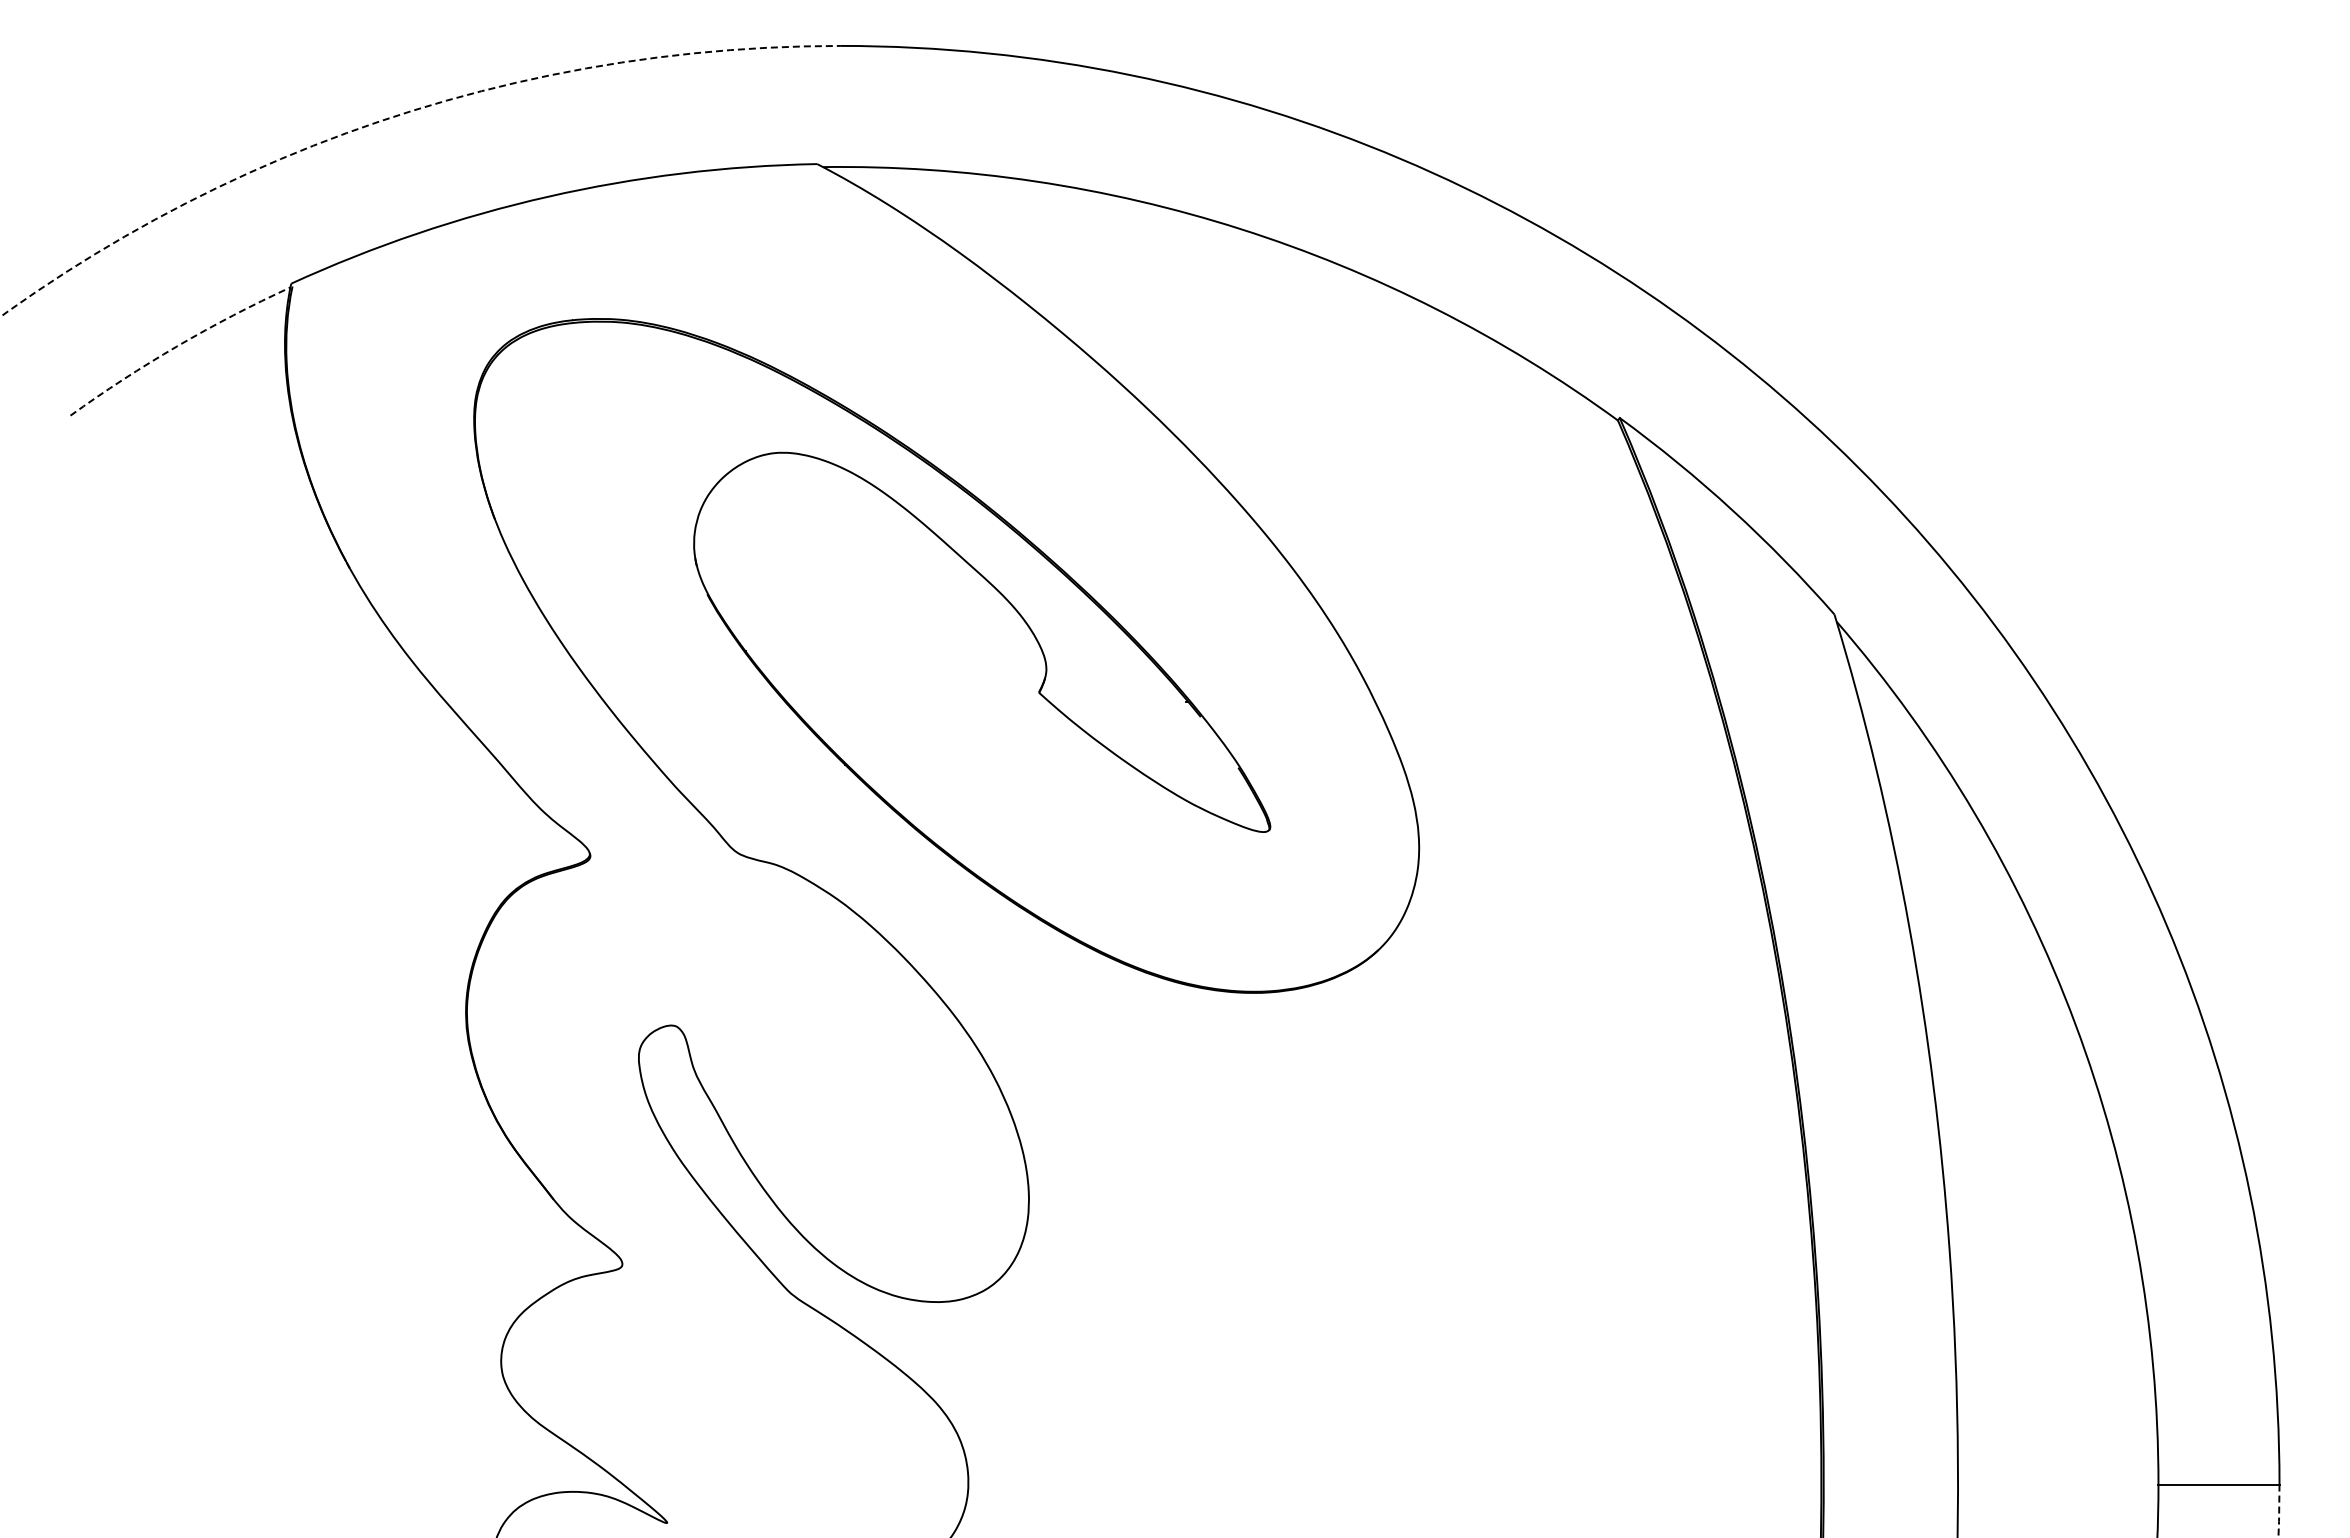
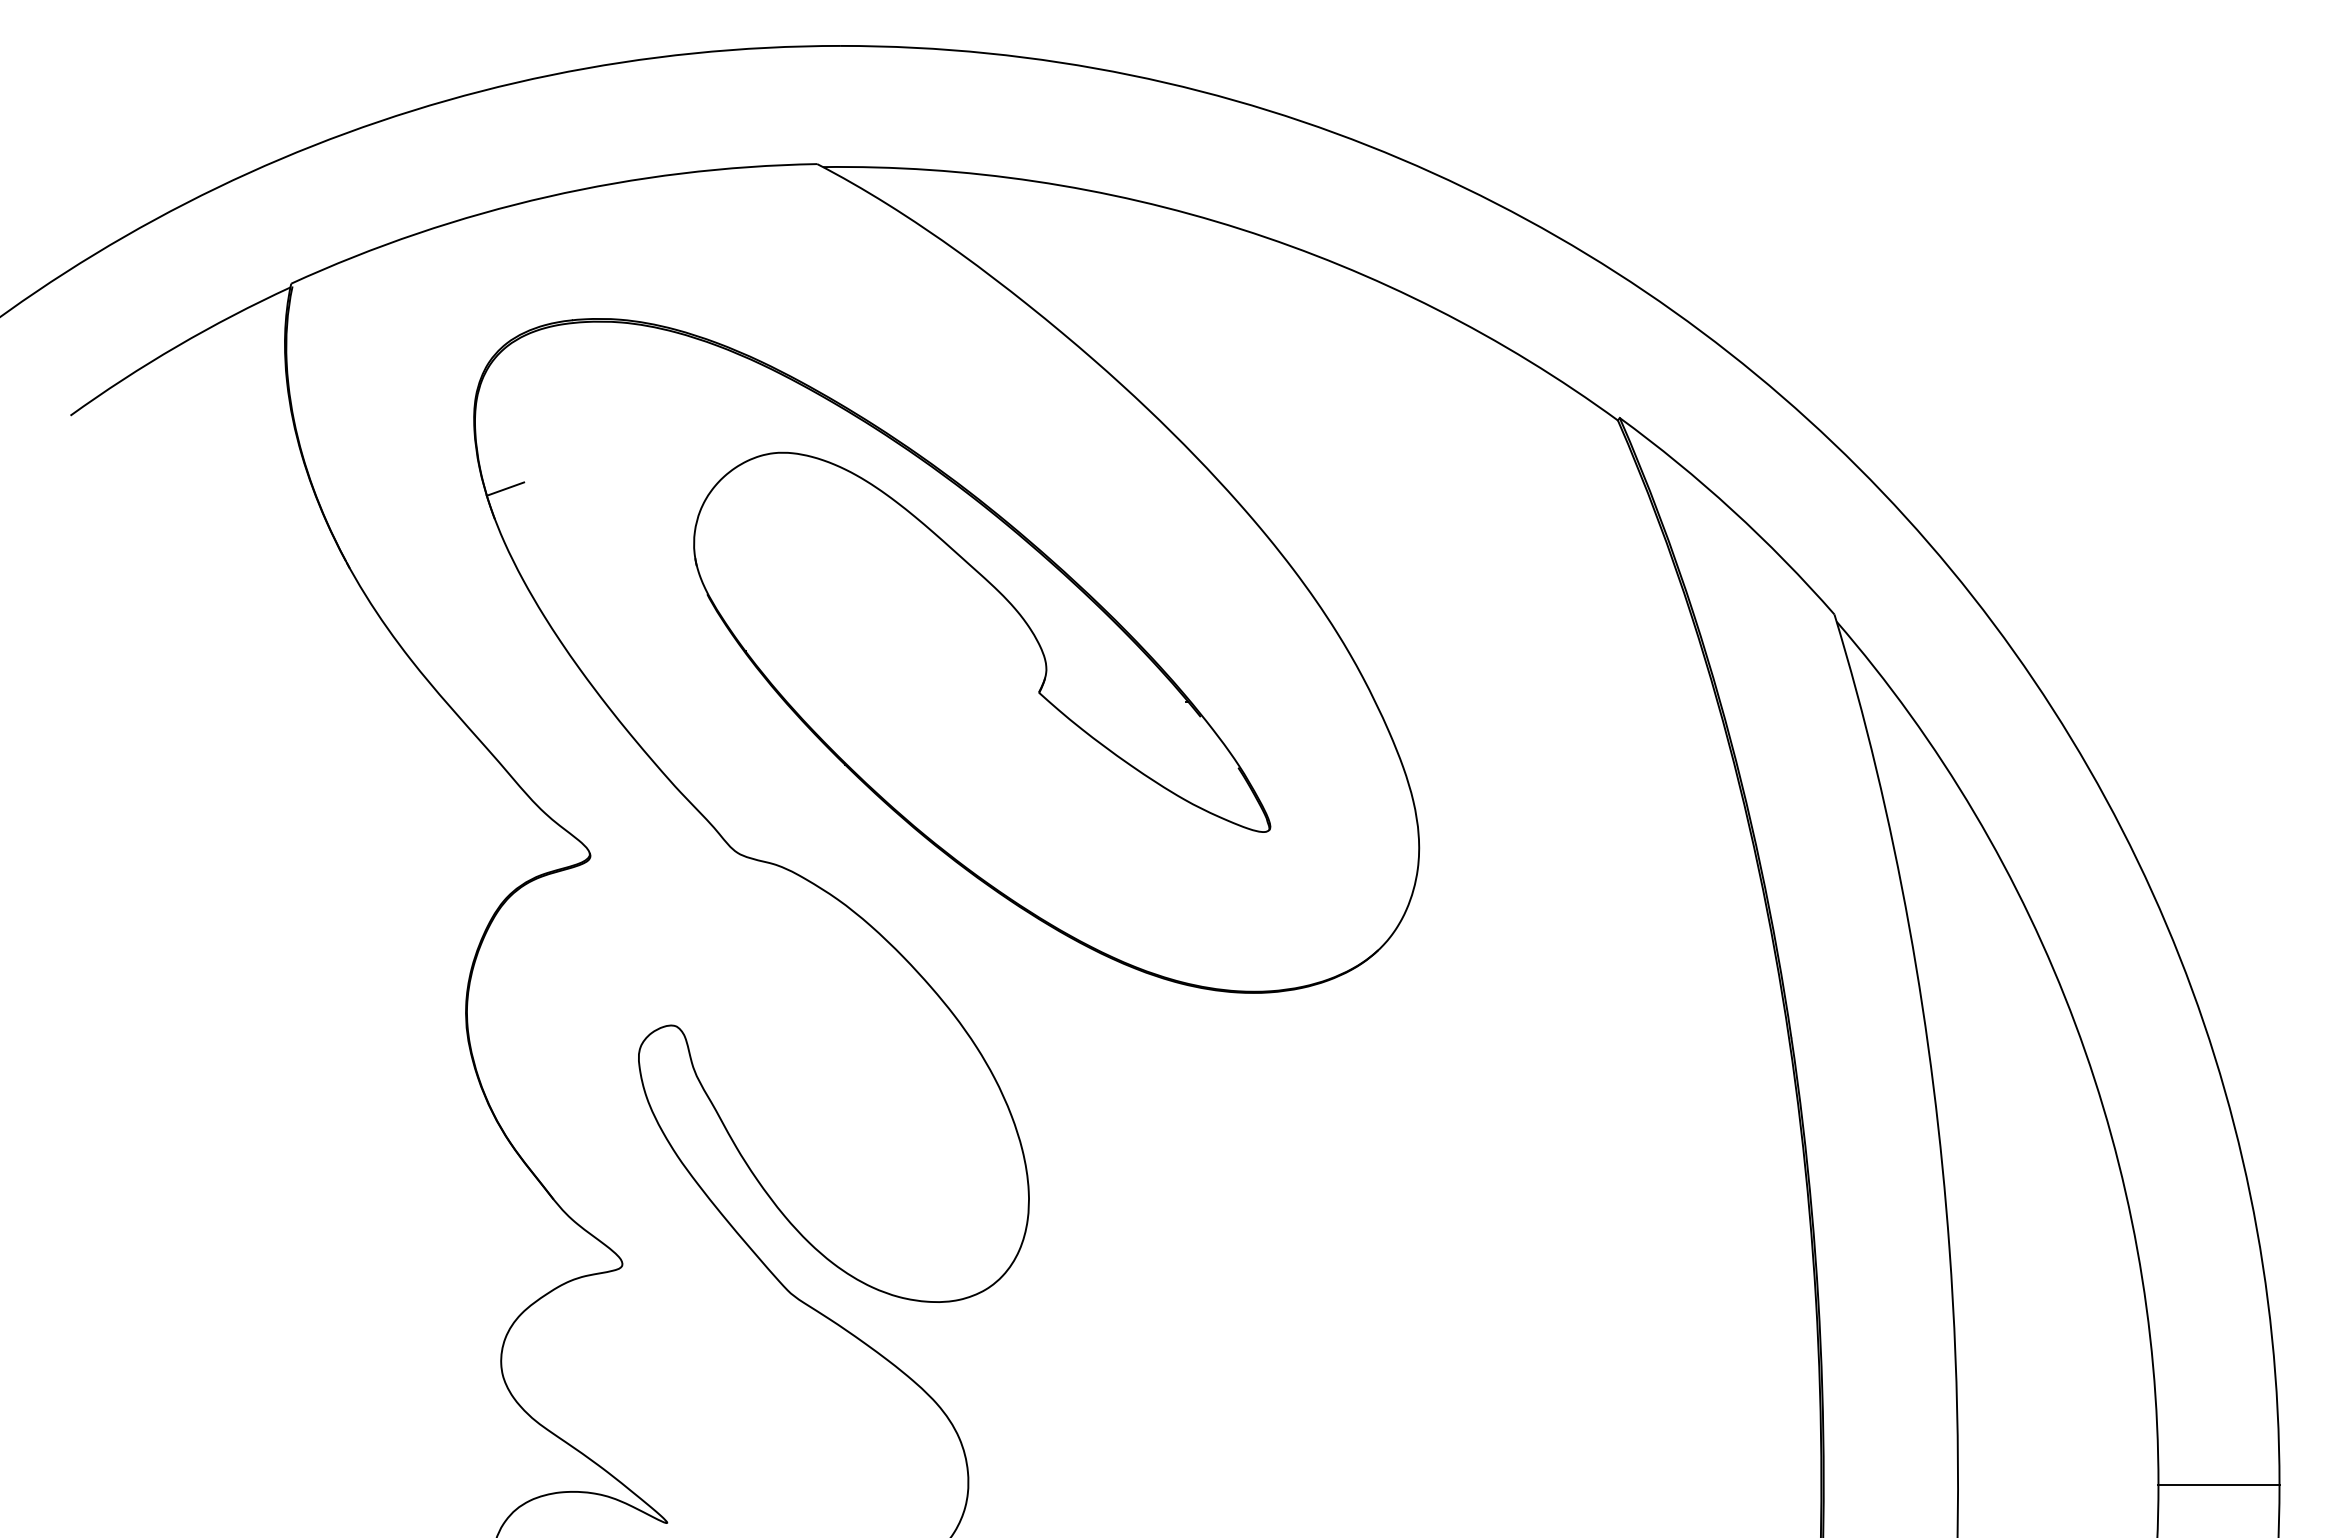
arc: dashed -> solid (373, 123)
arc: dashed -> solid (177, 346)
line: none -> present (505, 488)
